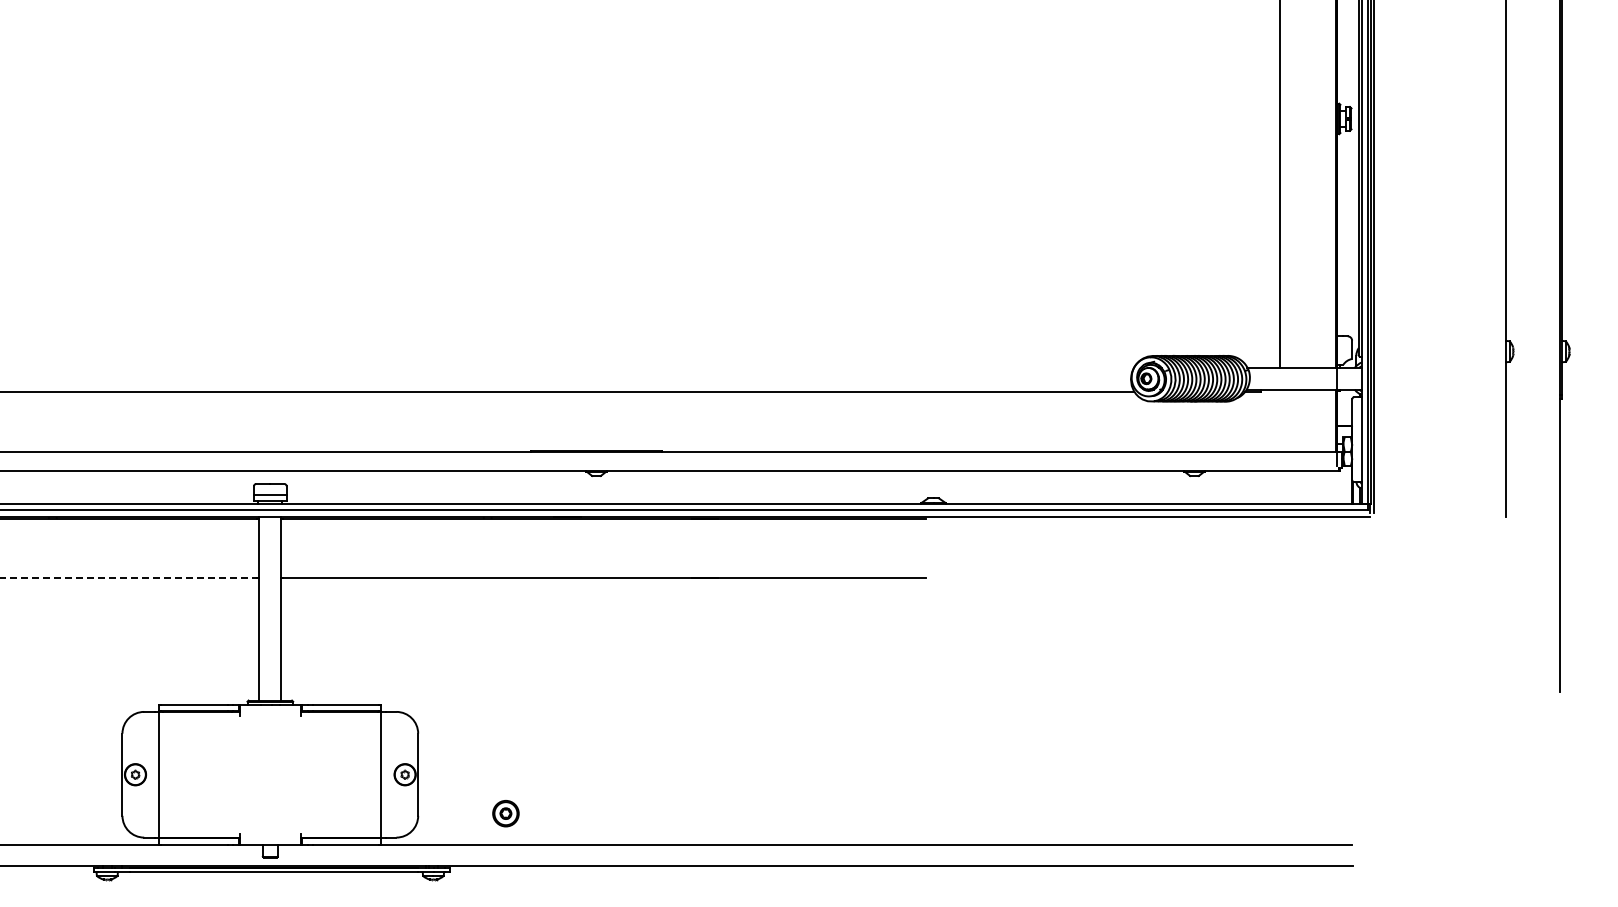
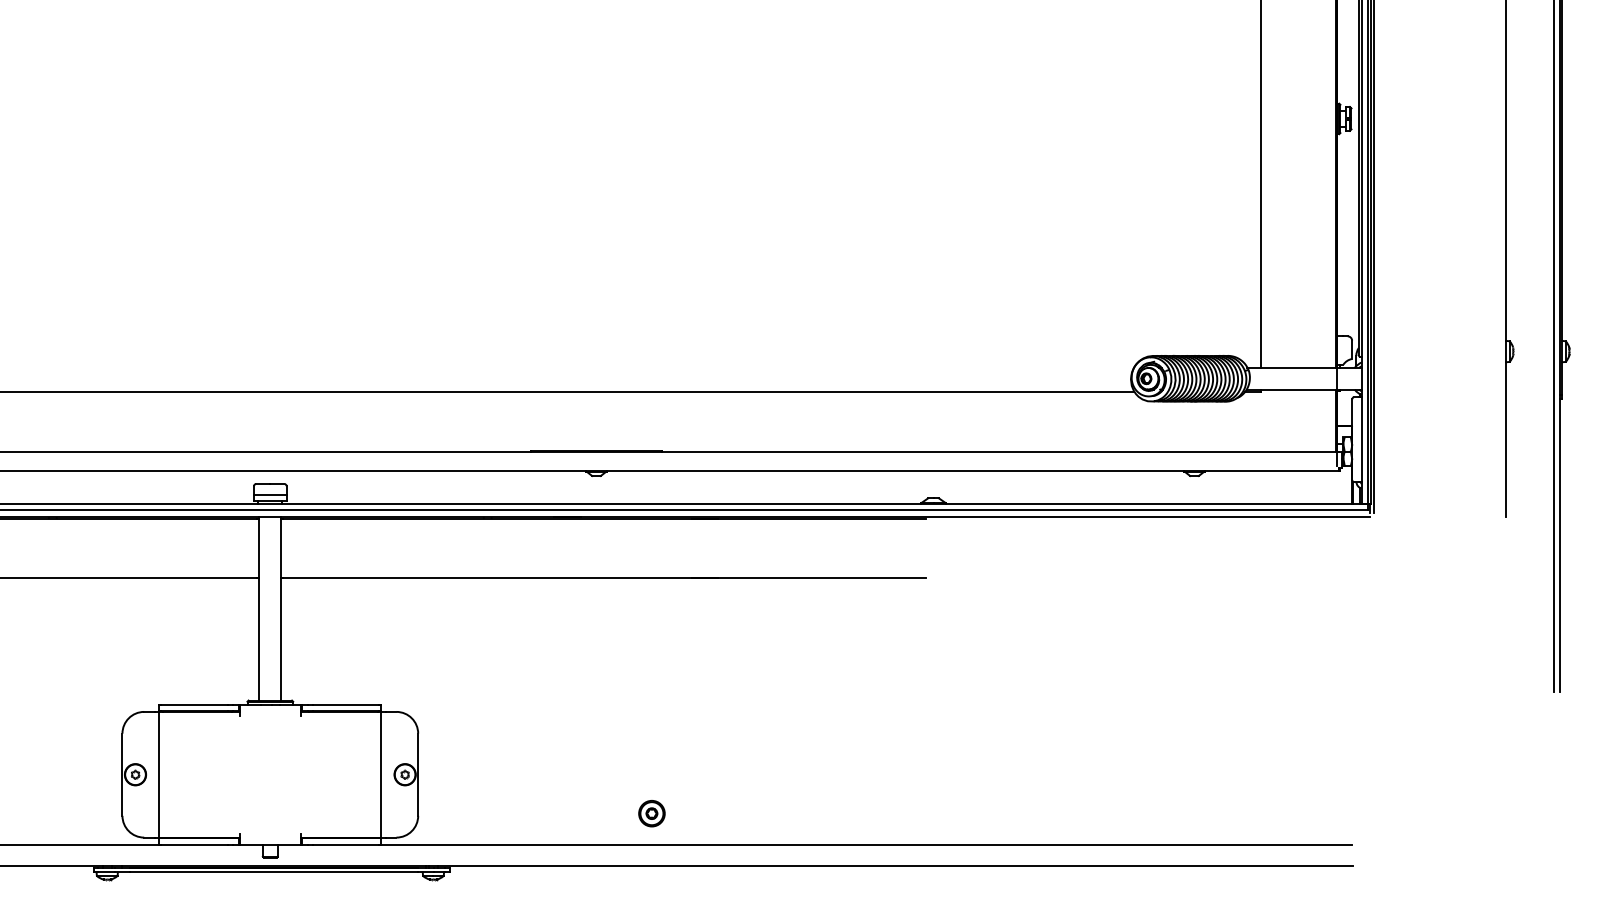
line position: (1279, 184) -> (1260, 184) (1260, 184)
line: none -> present (1553, 346)
line: dashed -> solid (129, 577)
part position: (505, 813) -> (651, 813) (651, 813)
